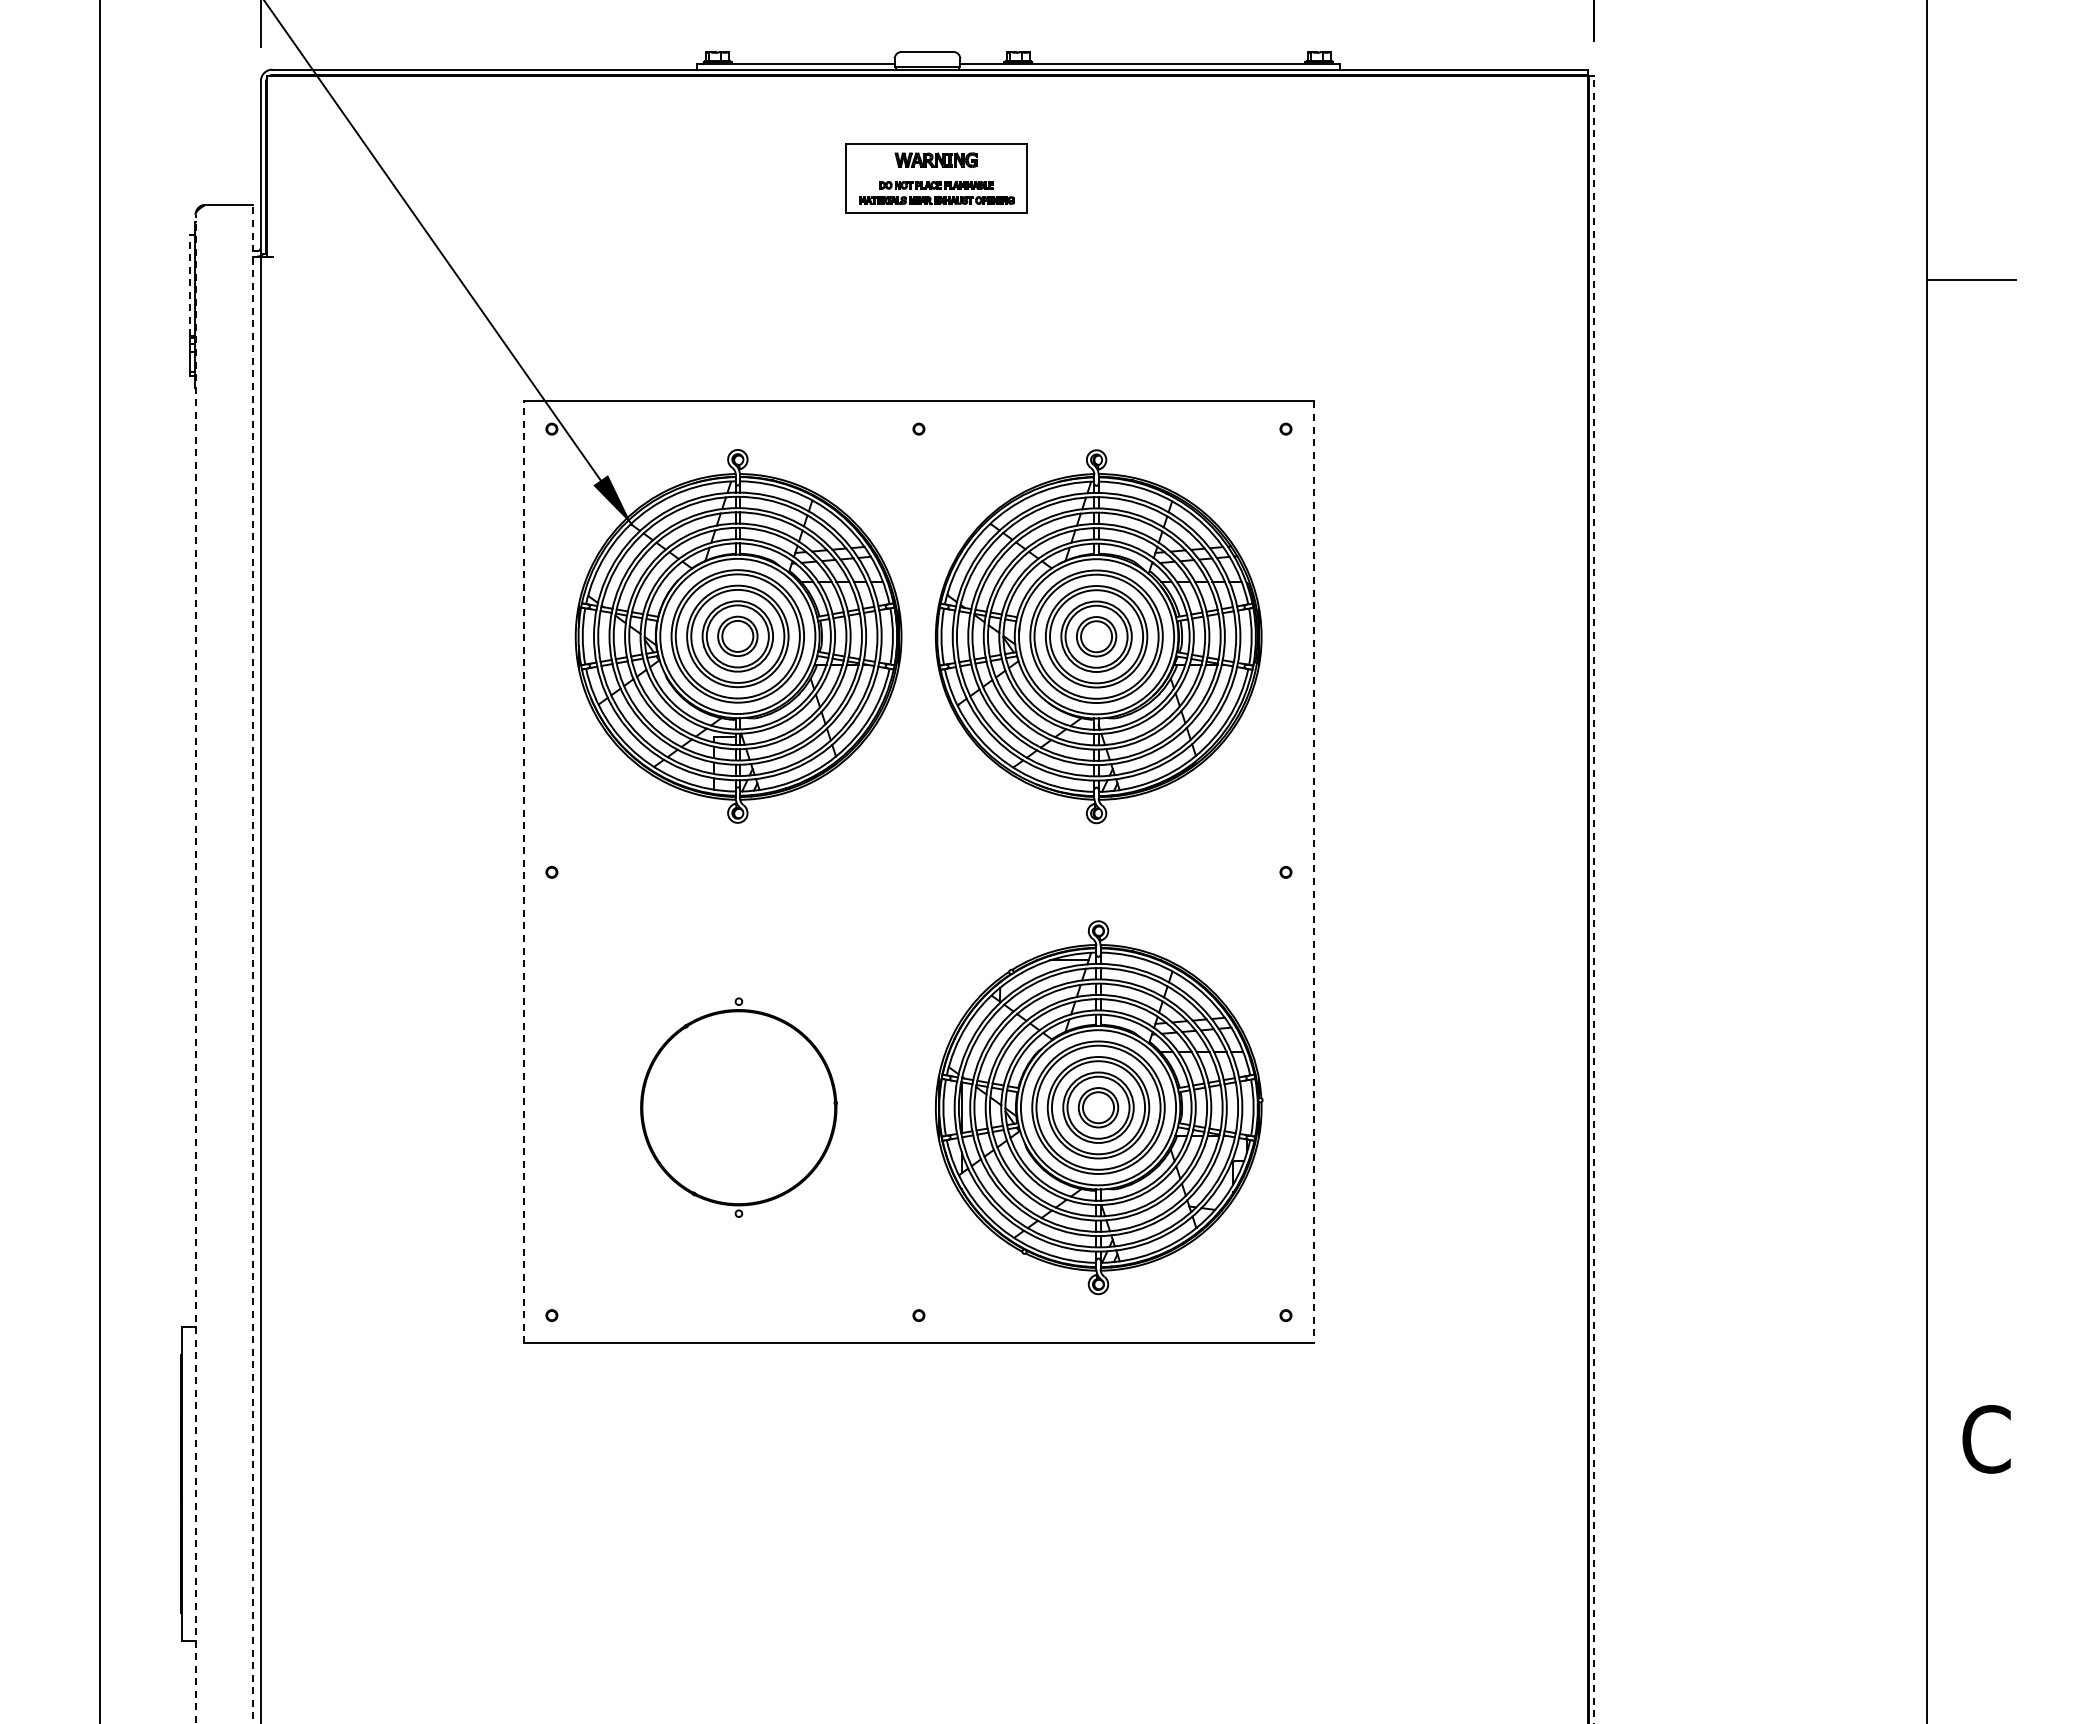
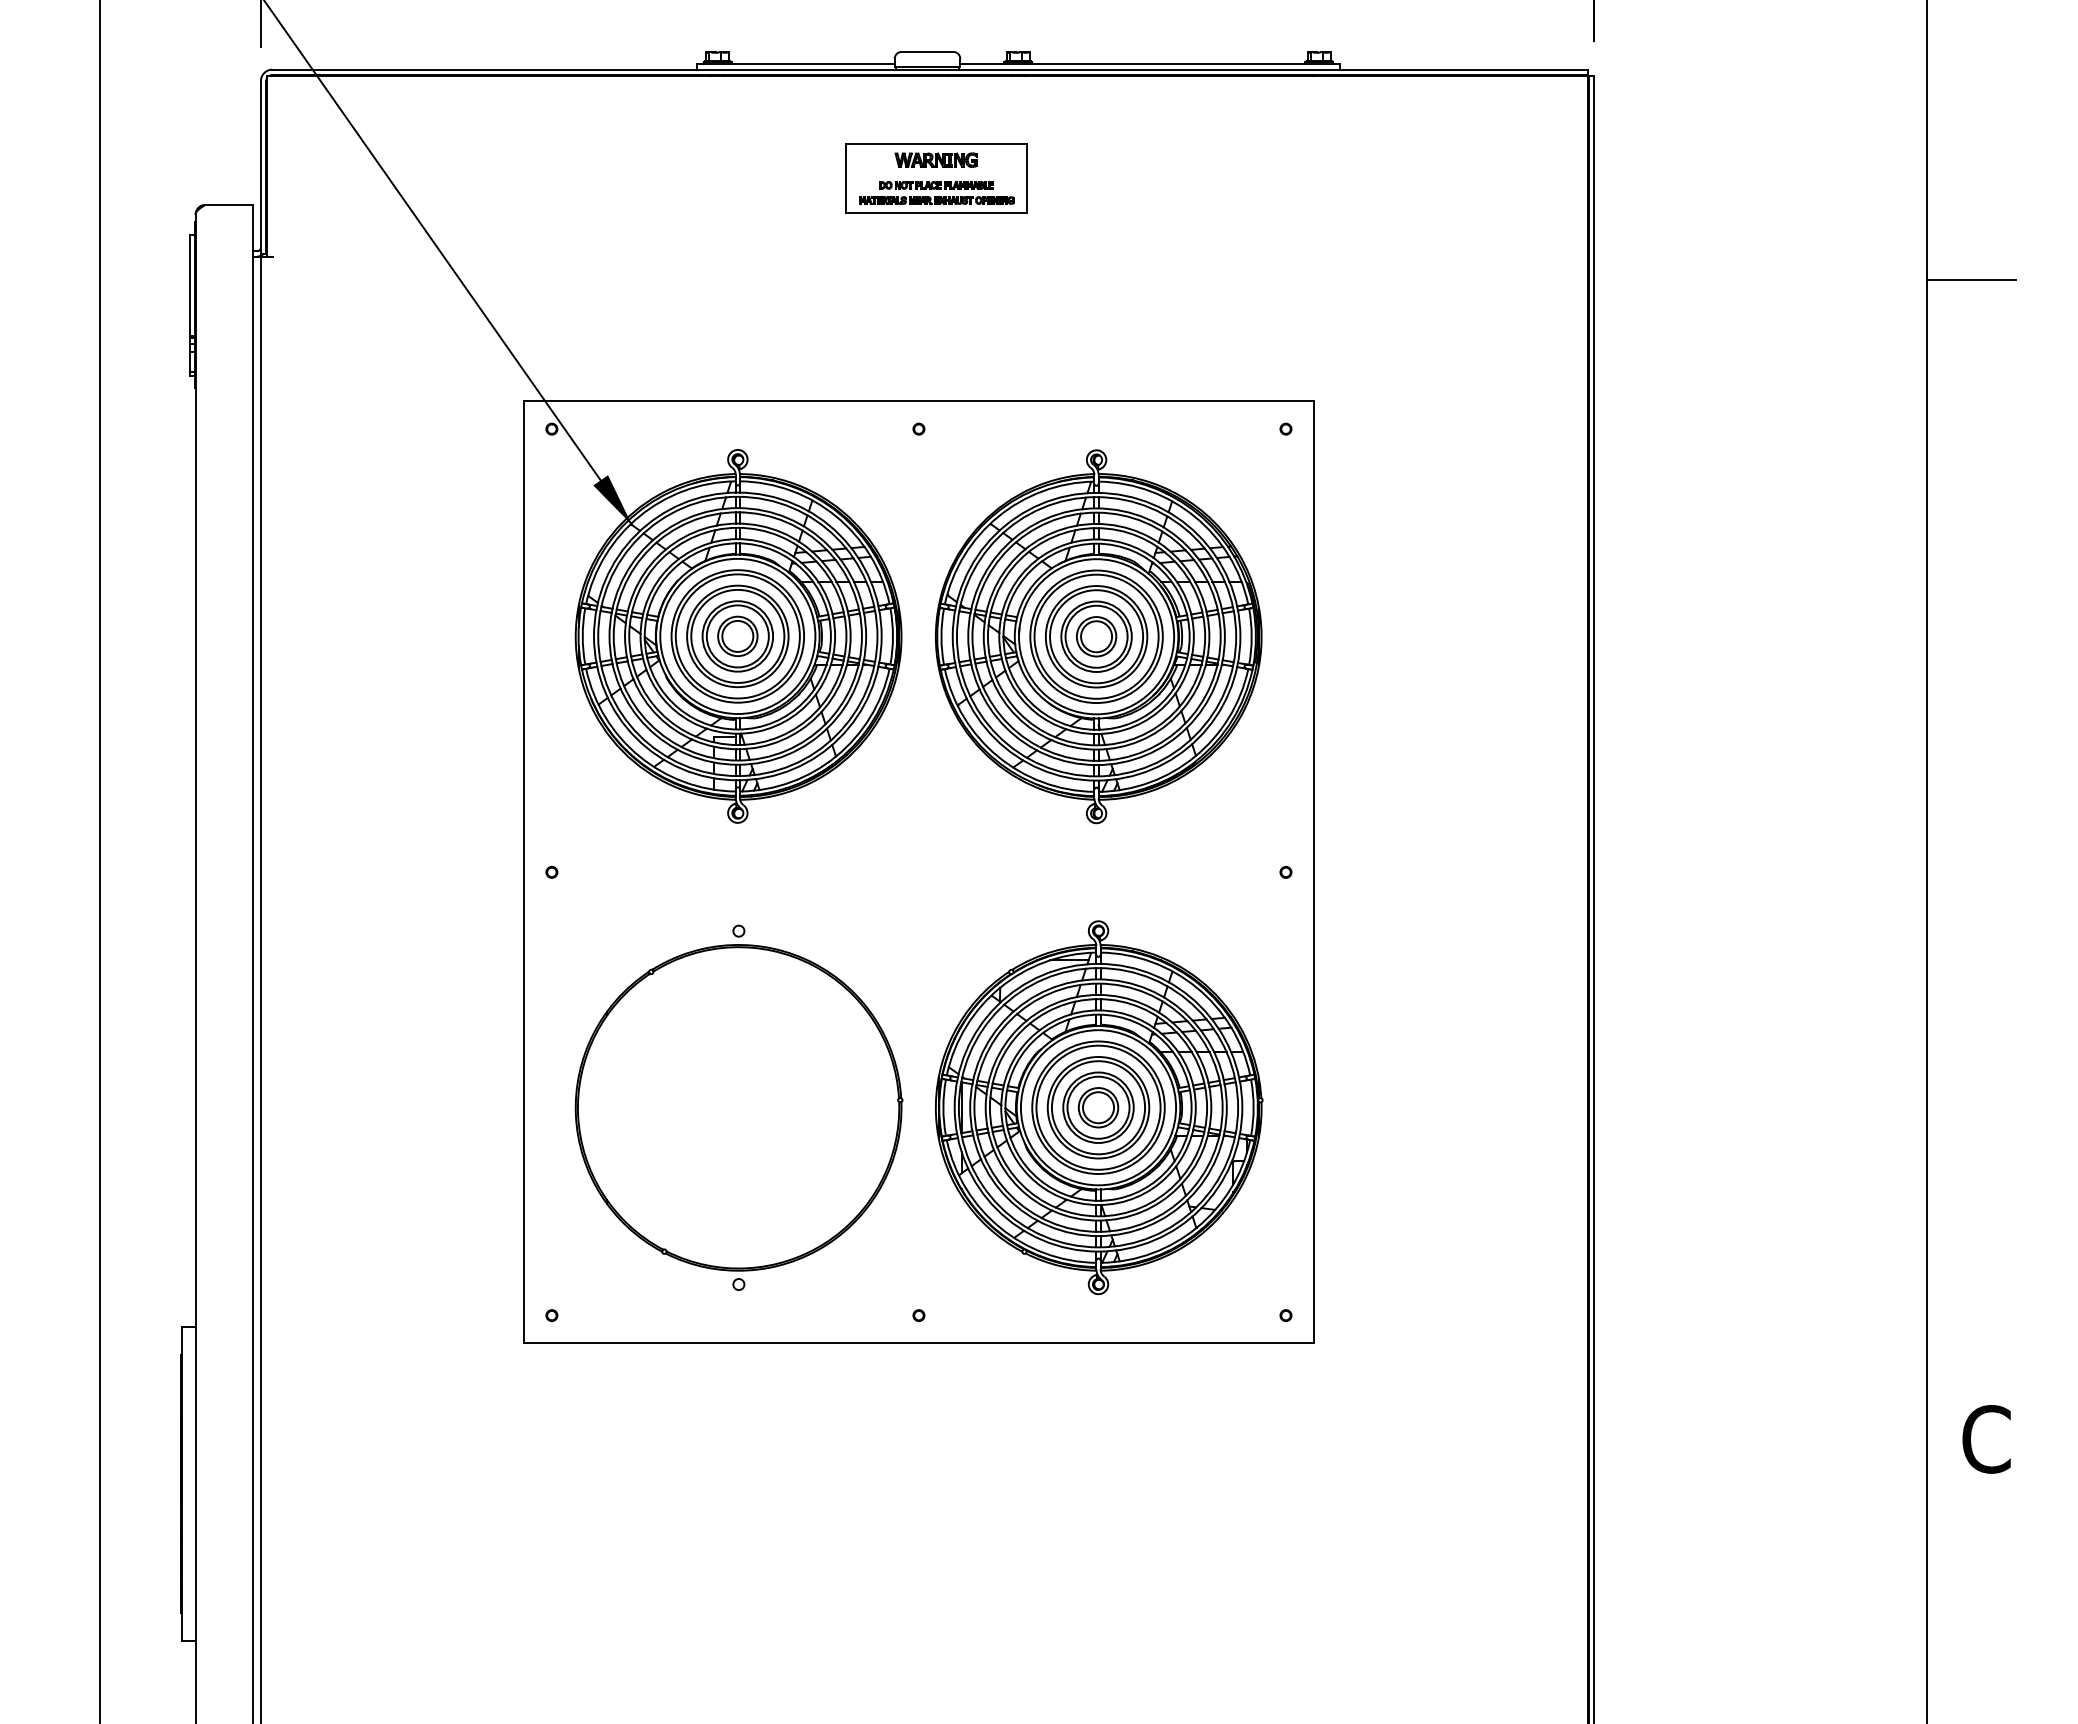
line: dashed -> solid (189, 285)
line: dashed -> solid (524, 872)
line: dashed -> solid (1313, 872)
line: dashed -> solid (1594, 899)
line: dashed -> solid (252, 963)
line: dashed -> solid (195, 968)
part size: 198x221 px -> 330x367 px (738, 1107)
